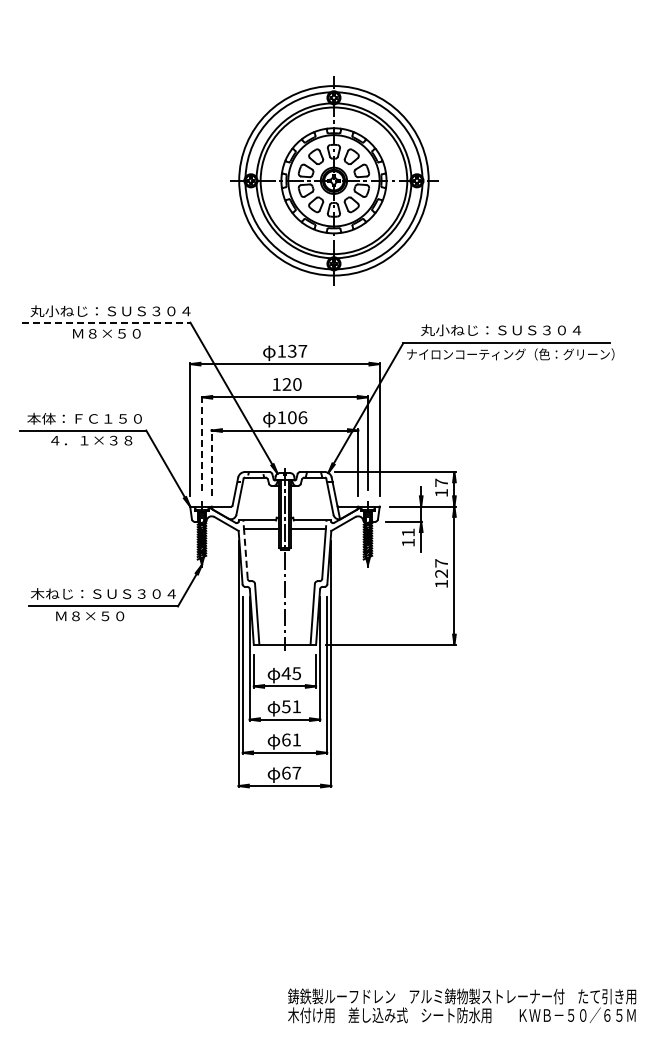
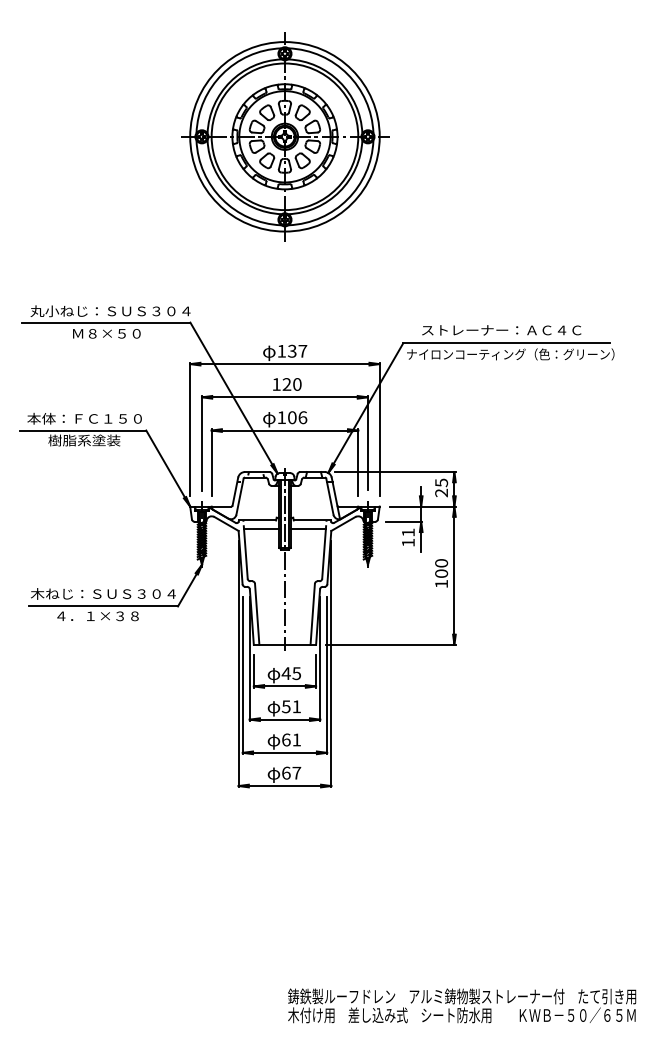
part position: (334, 180) -> (285, 136) (285, 136)
line: dashed -> solid (106, 322)
text: 丸小ねじ：ＳＵＳ３０４ -> ストレーナー：ＡＣ４Ｃ (501, 330)
text: ４．１×３８ -> 樹脂系塗装 (90, 440)
line: dashed -> solid (201, 442)
line: dashed -> solid (211, 462)
text: 17 -> 25 (441, 487)
line: dashed -> solid (245, 553)
text: 127 -> 100 (441, 568)
text: Ｍ８×５０ -> ４．１×３８ (97, 616)
